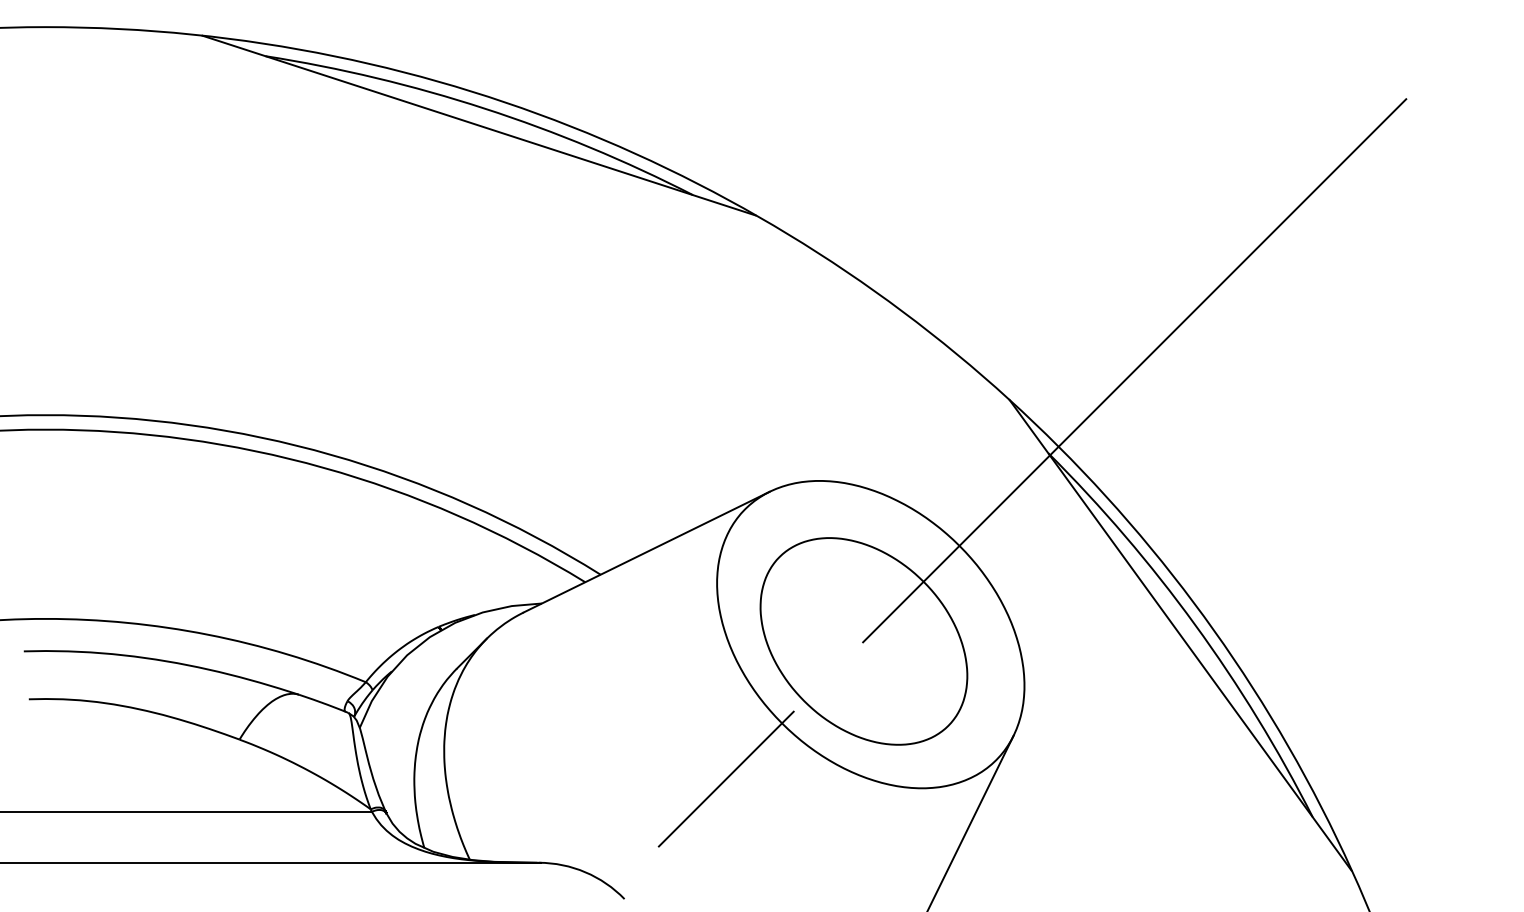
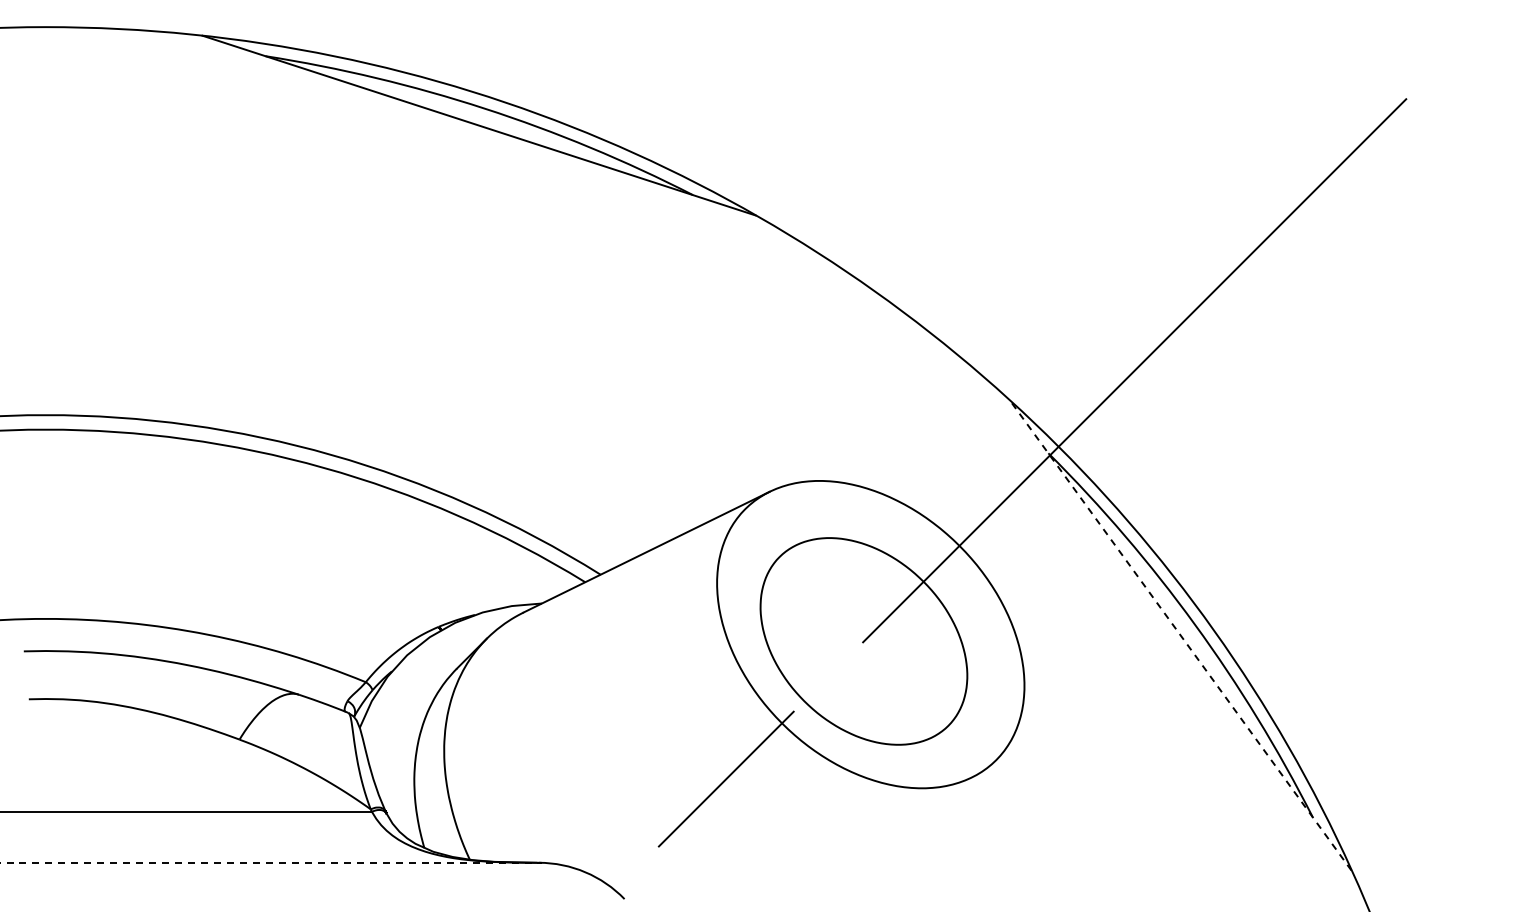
line: solid -> dashed (1180, 635)
line: present -> none (970, 821)
line: solid -> dashed (270, 862)
